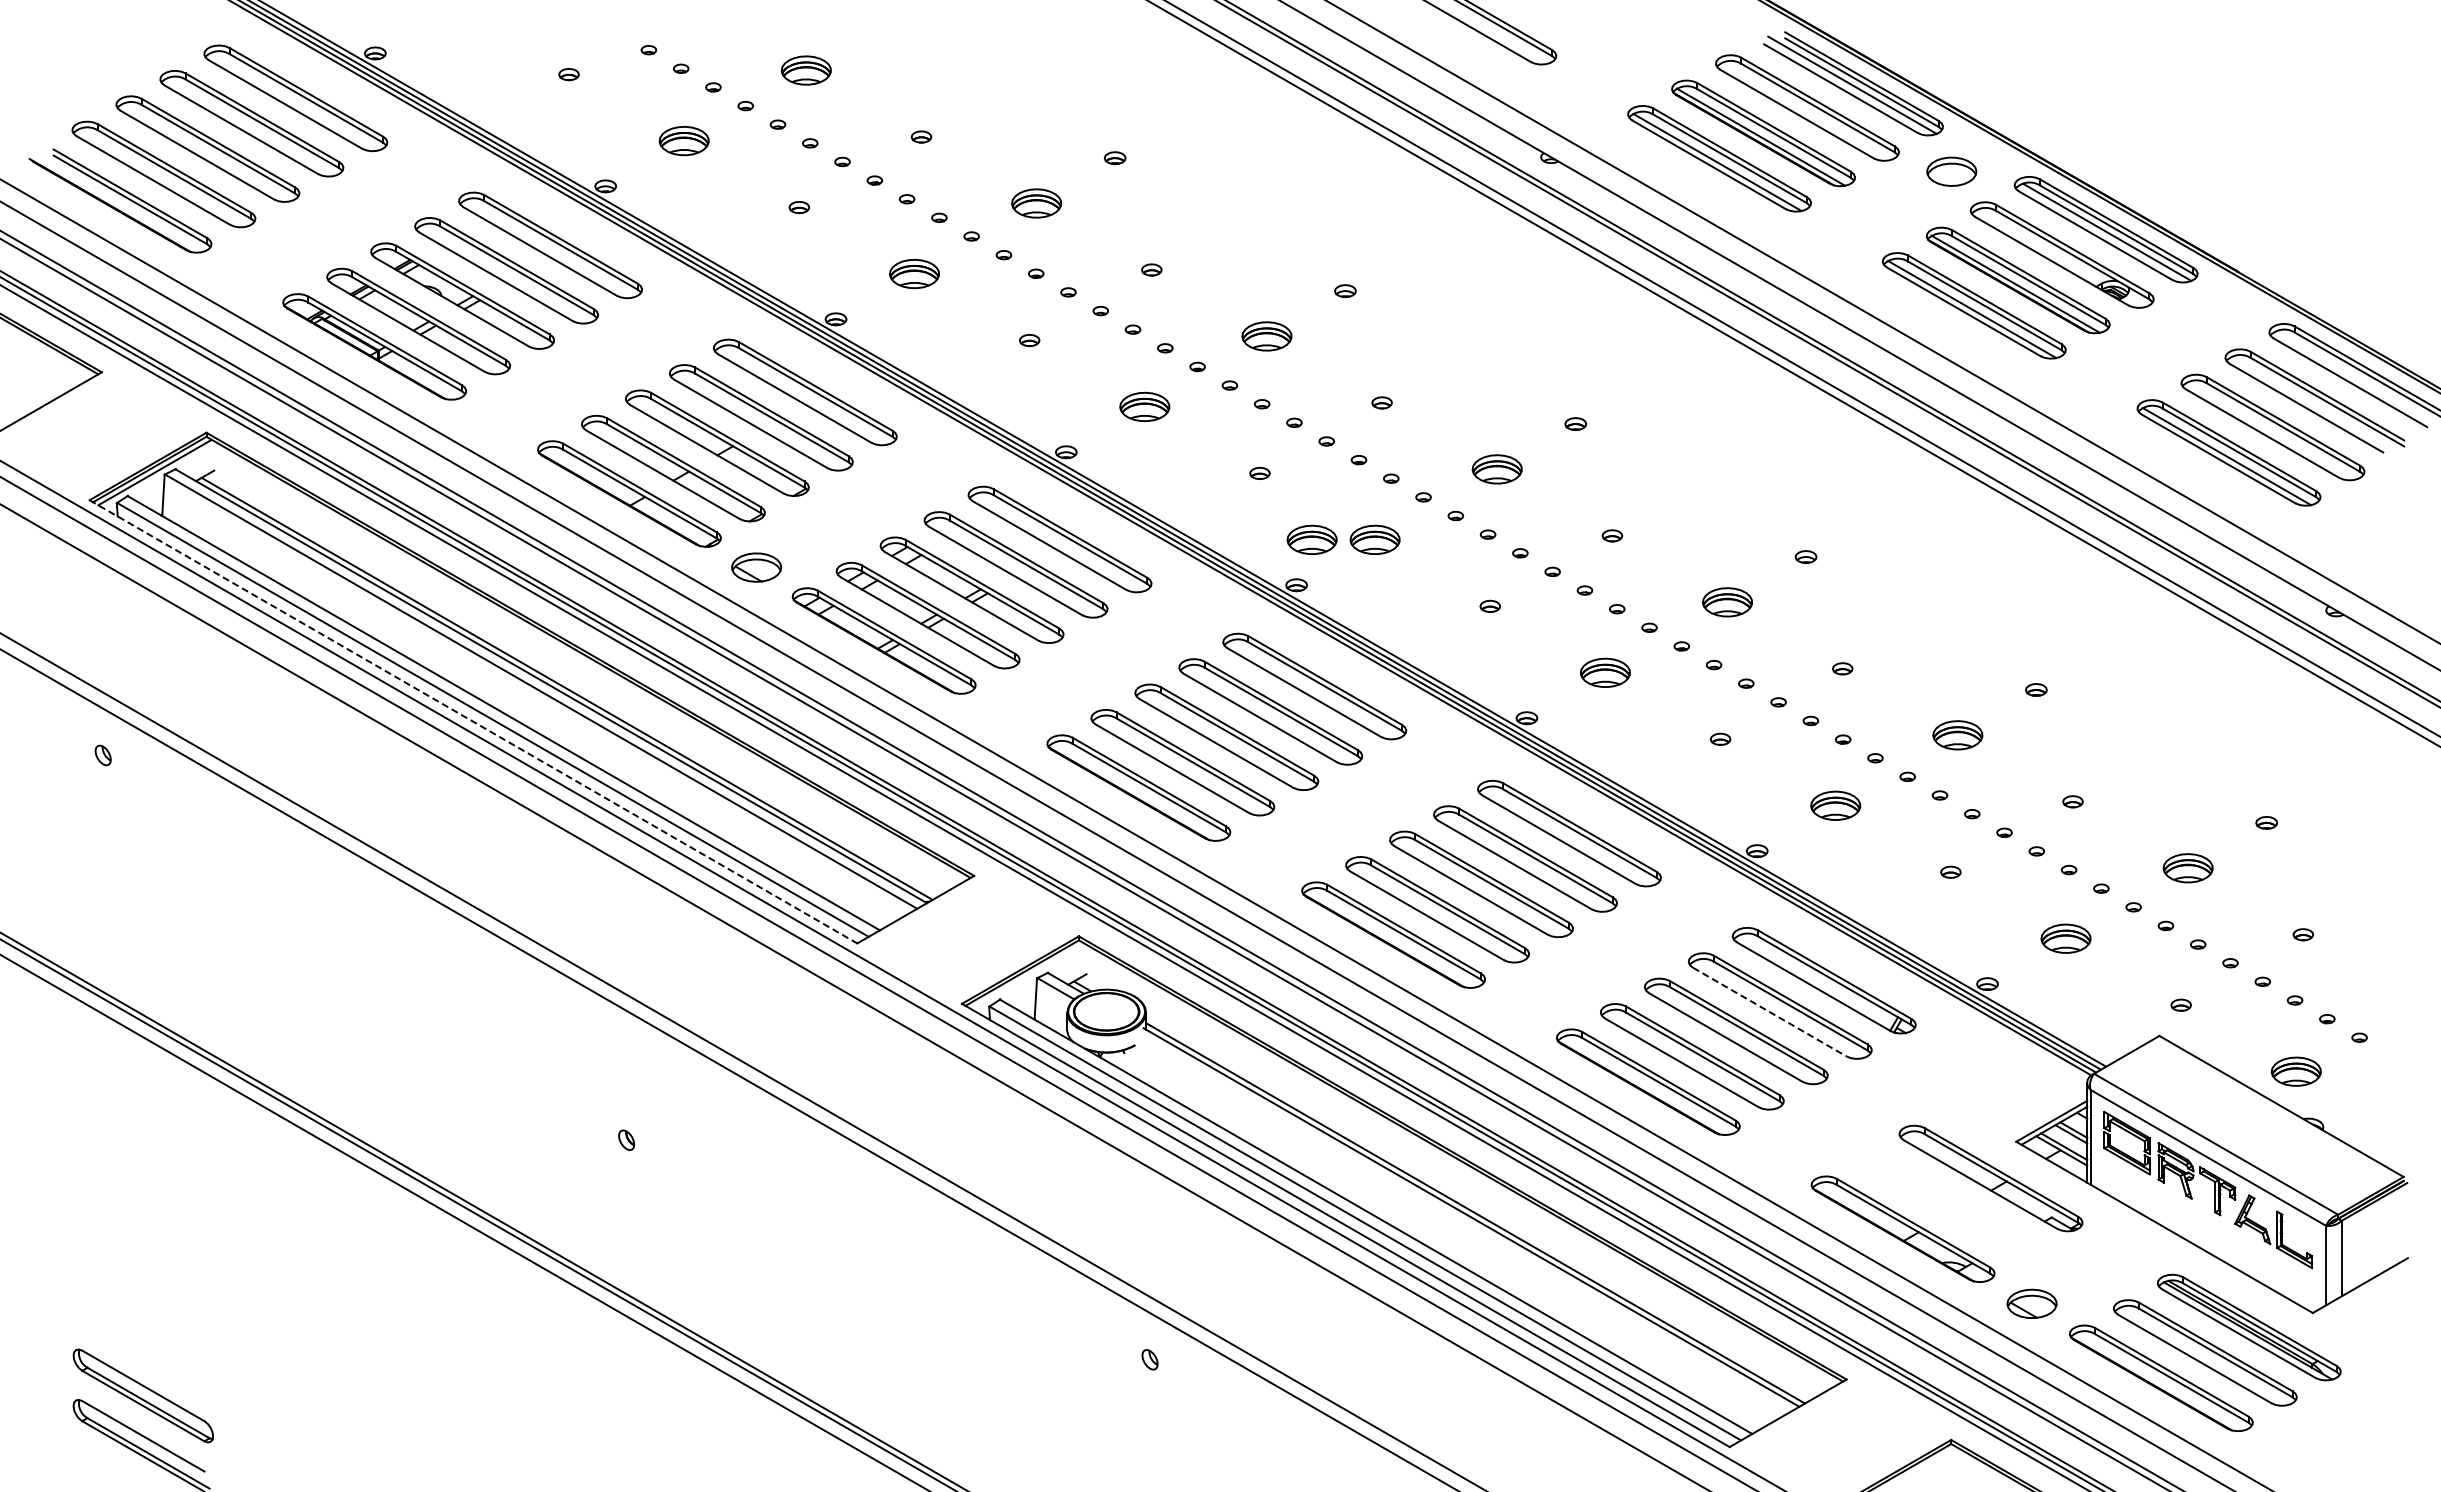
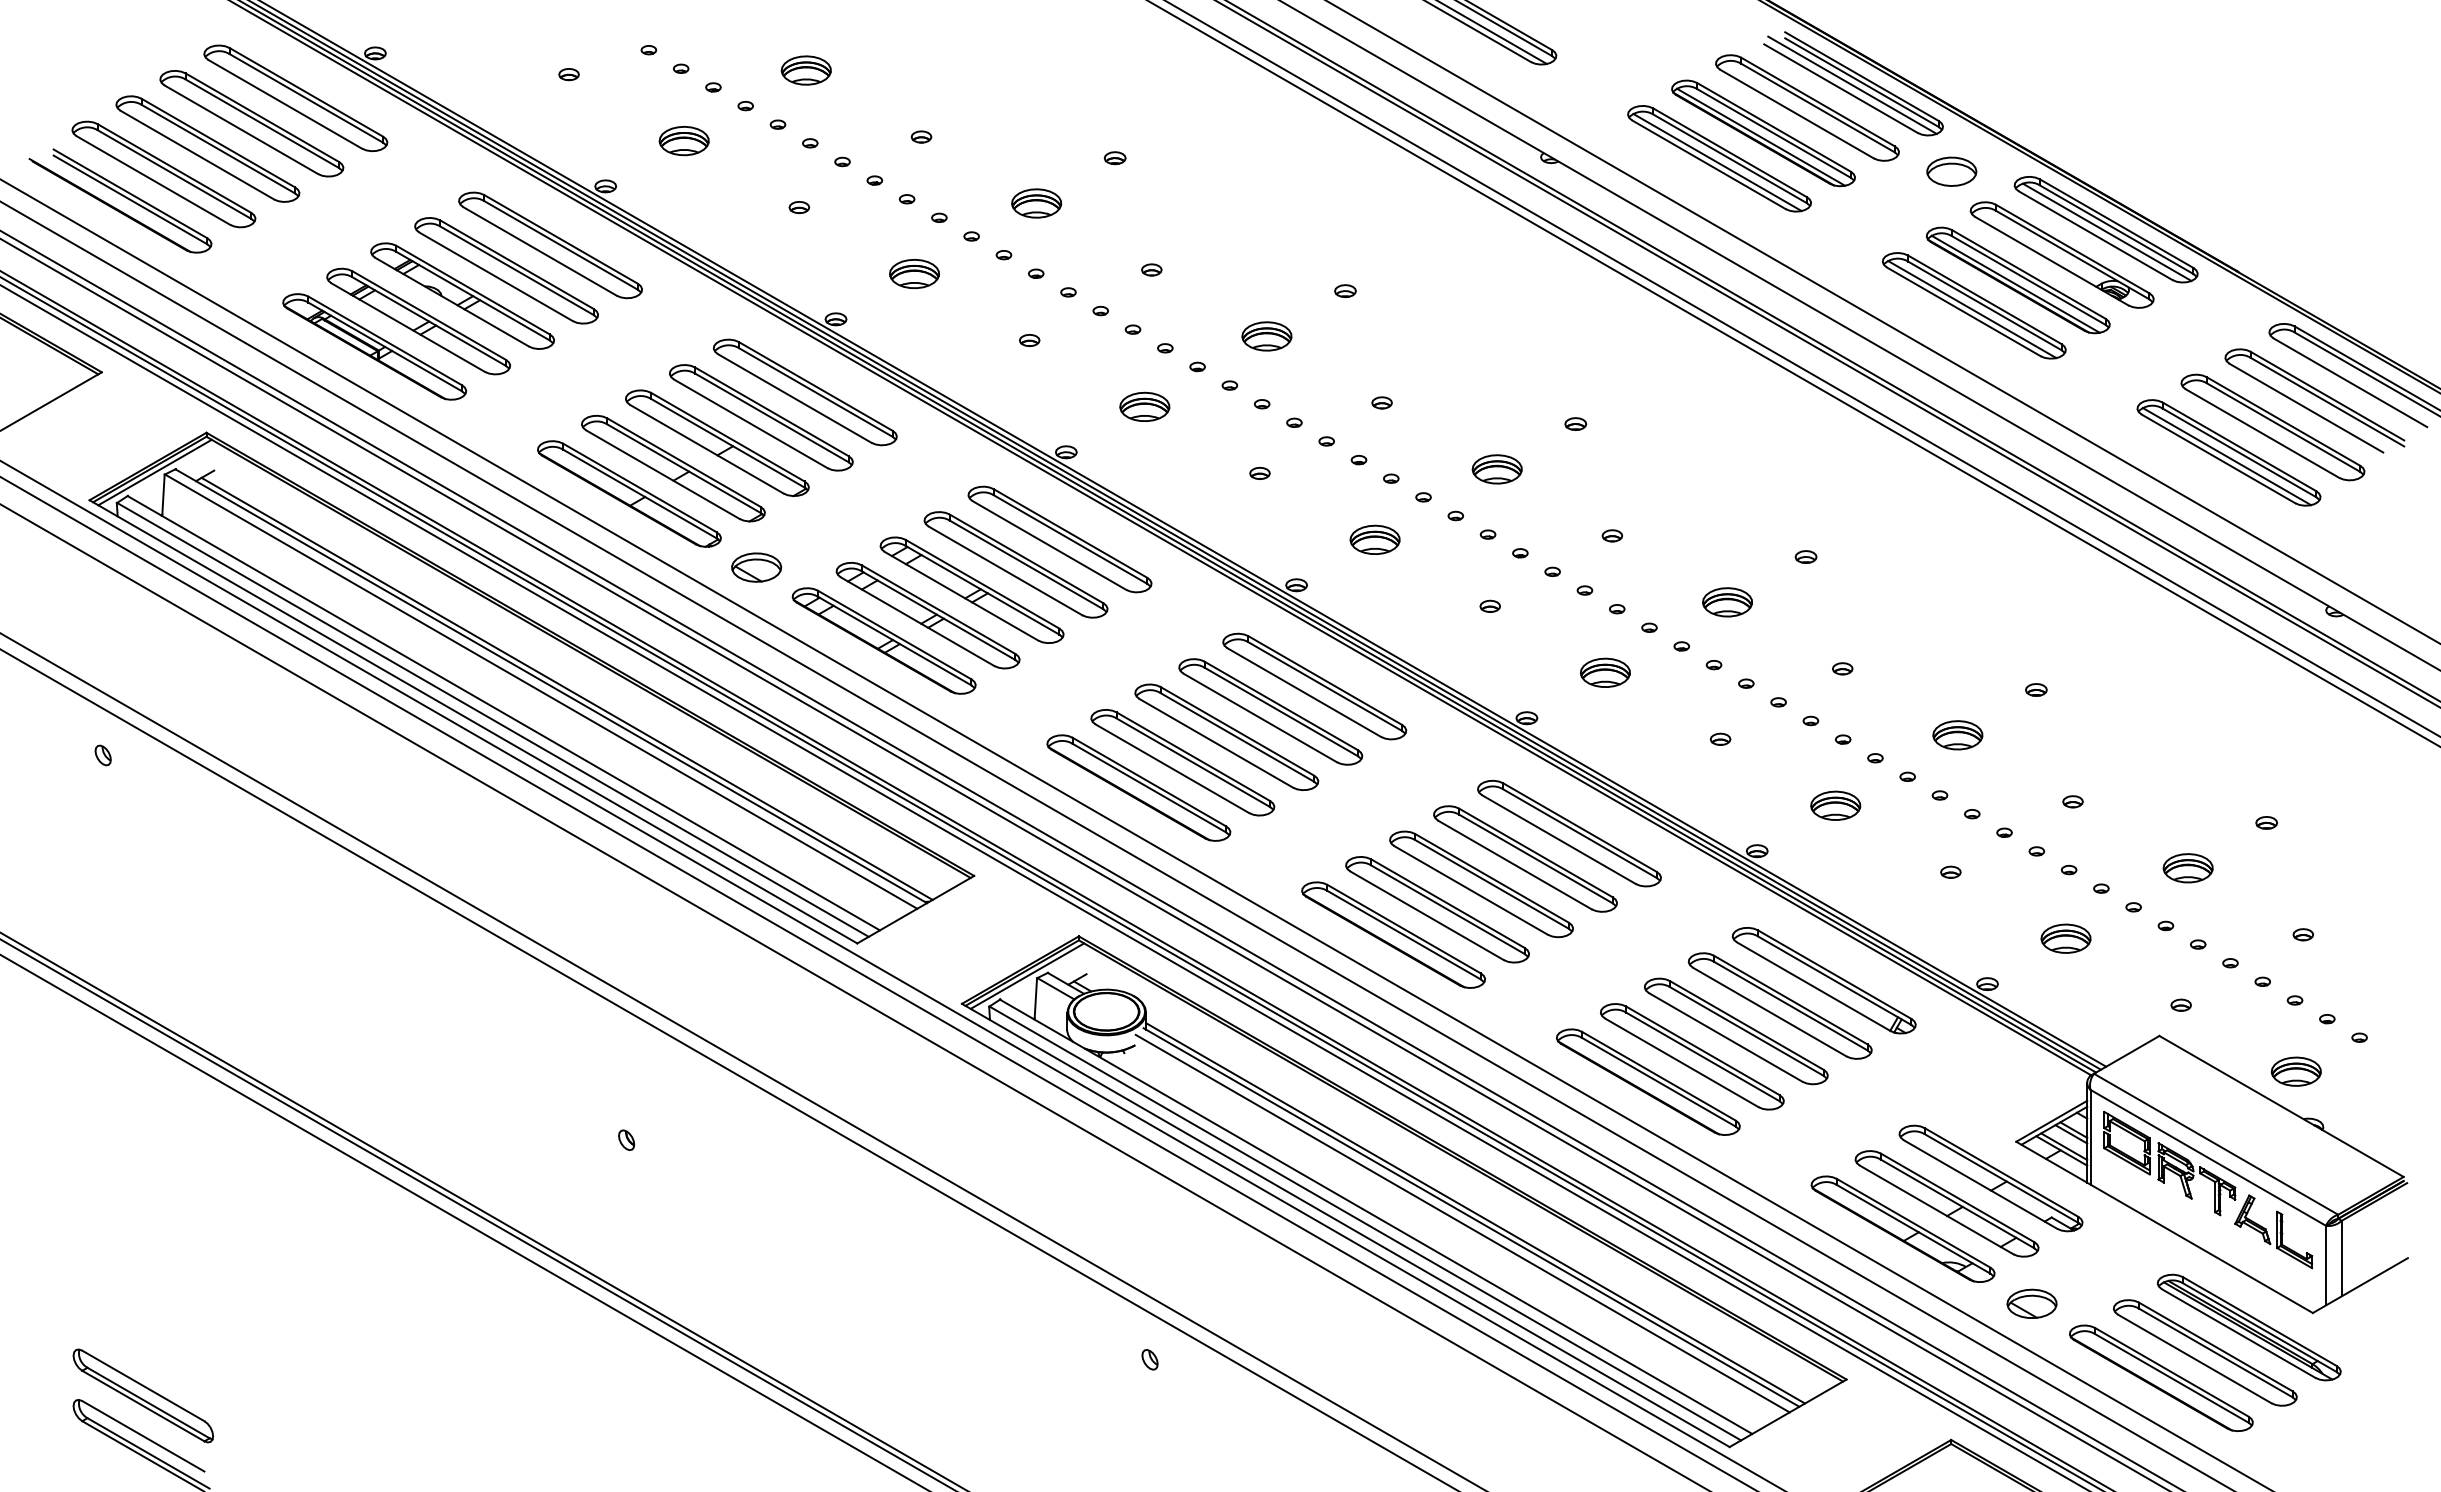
line: none -> present (1493, 33)
part: present -> none (1311, 539)
line: dashed -> solid (473, 722)
line: none -> present (1027, 975)
line: dashed -> solid (1769, 1012)
part: none -> present (1946, 1203)
line: none -> present (1462, 1223)
